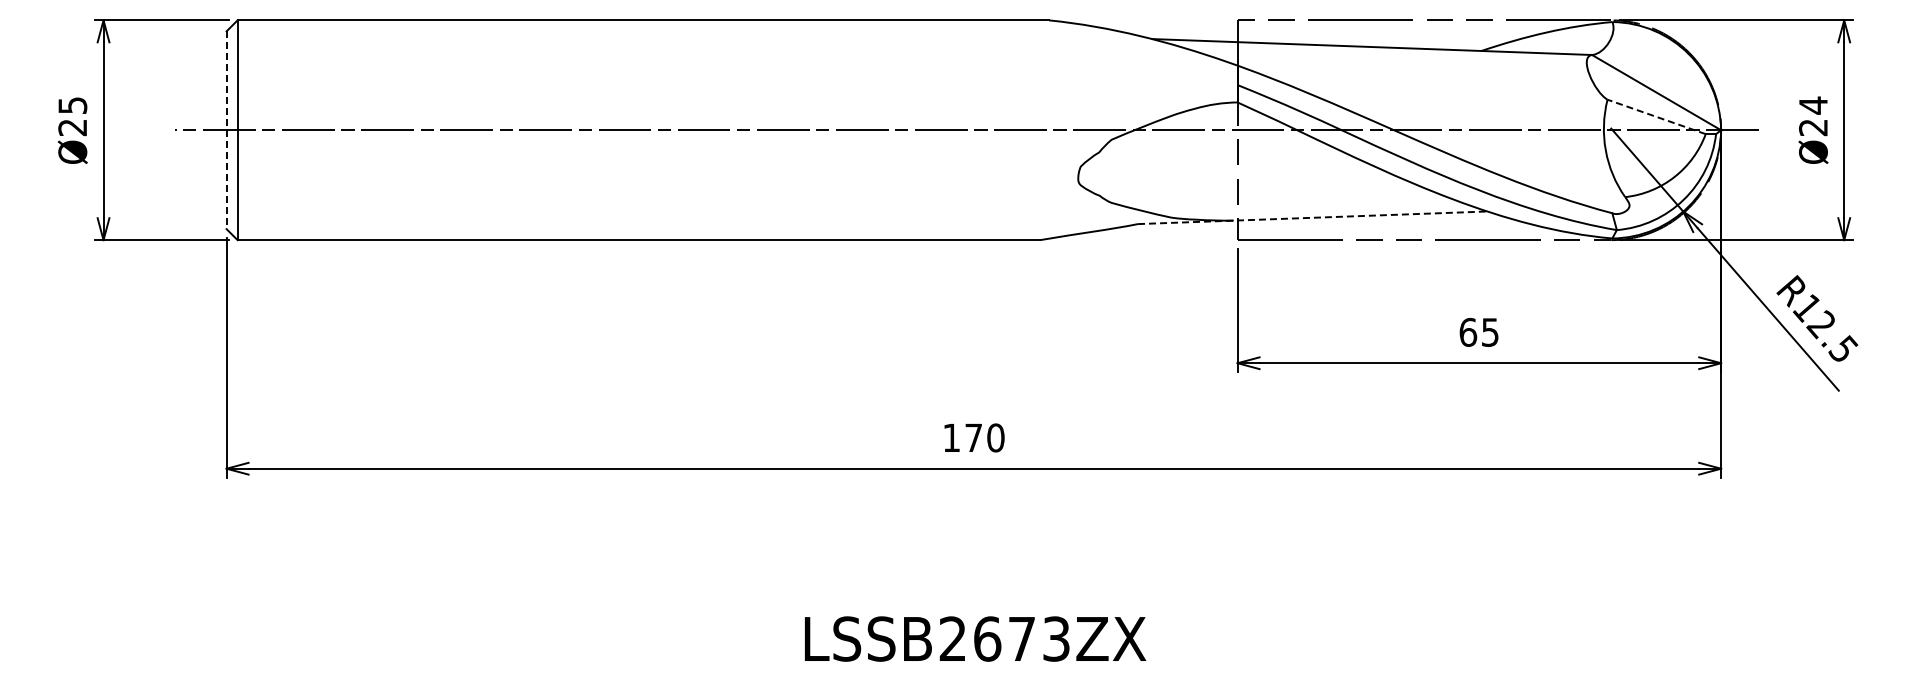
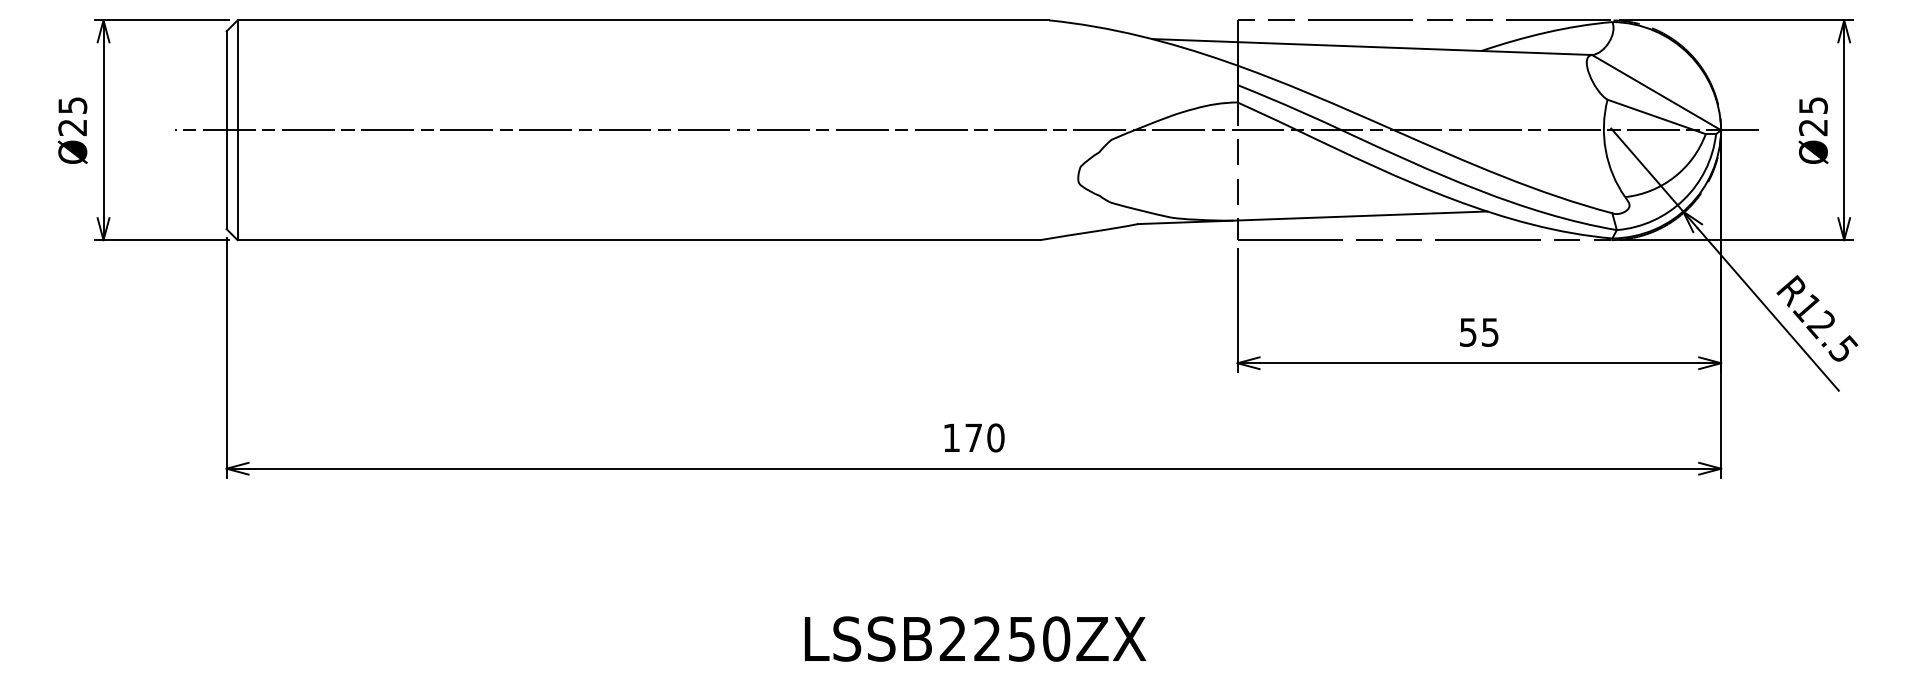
text: Ø24 -> Ø25 (1813, 105)
line: dashed -> solid (1656, 116)
line: dashed -> solid (226, 130)
line: dashed -> solid (1312, 217)
text: 65 -> 55 (1468, 332)
text: LSSB2673ZX -> LSSB2250ZX (1022, 638)
